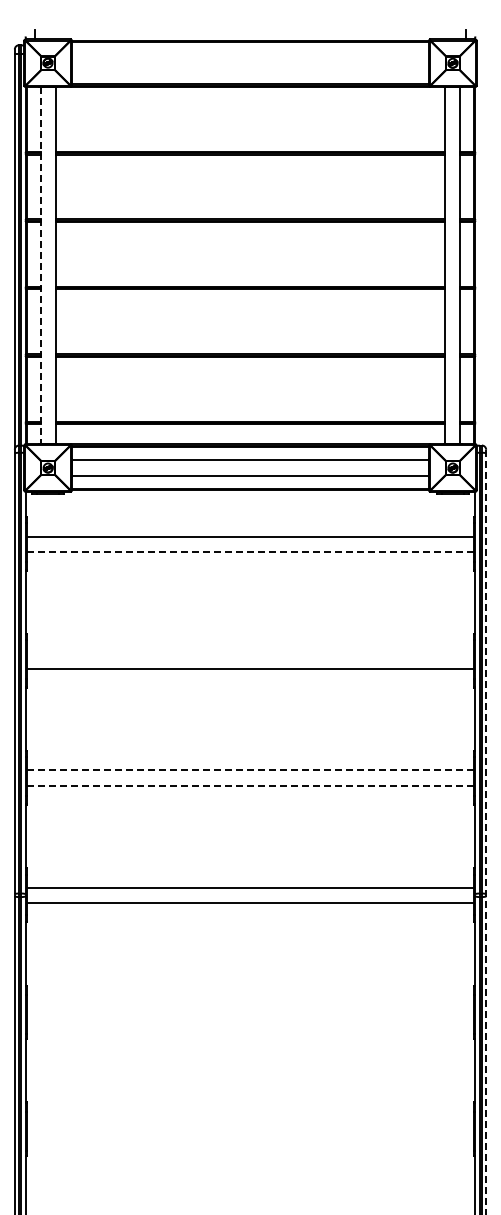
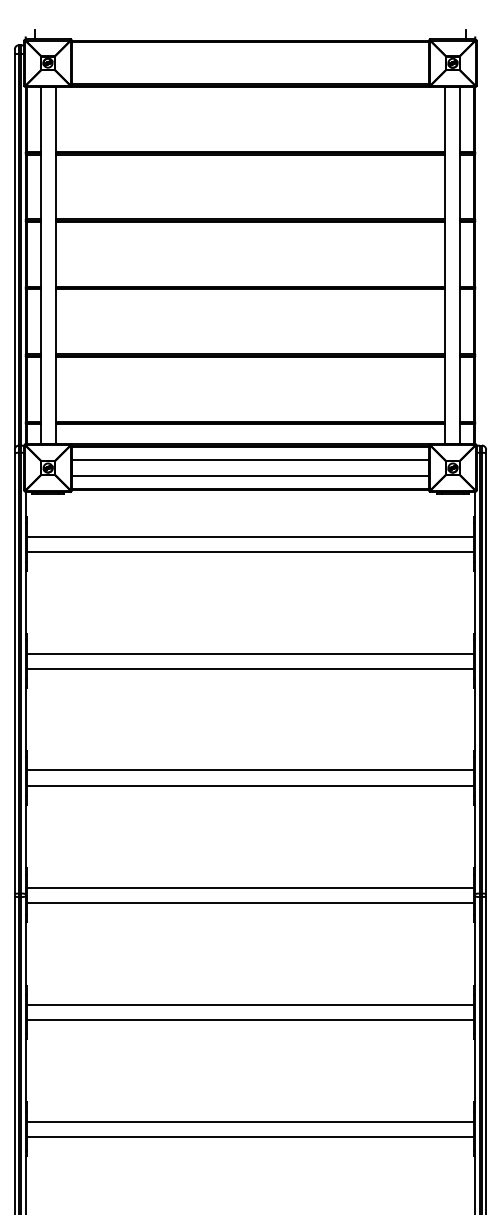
line: dashed -> solid (40, 266)
line: dashed -> solid (250, 551)
line: none -> present (250, 653)
line: dashed -> solid (250, 770)
line: dashed -> solid (250, 785)
line: dashed -> solid (486, 832)
line: none -> present (250, 1004)
line: none -> present (250, 1020)
line: none -> present (250, 1121)
line: none -> present (250, 1136)
